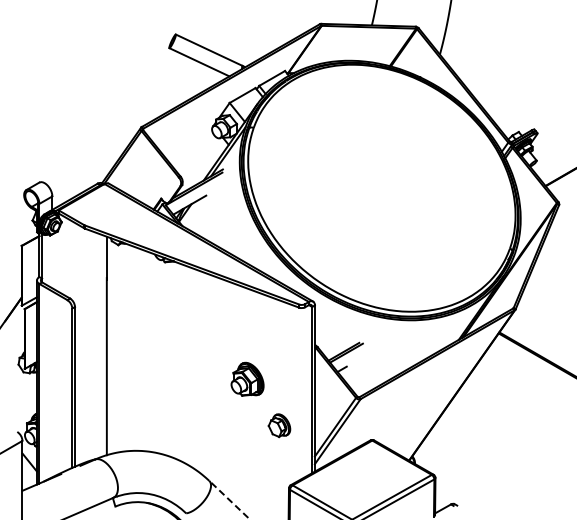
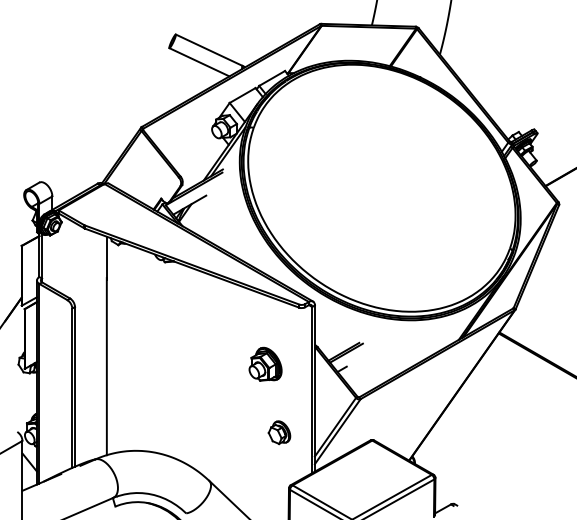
part position: (247, 378) -> (265, 363) (265, 363)
part position: (279, 425) -> (279, 432) (279, 432)
line: dashed -> solid (229, 500)
